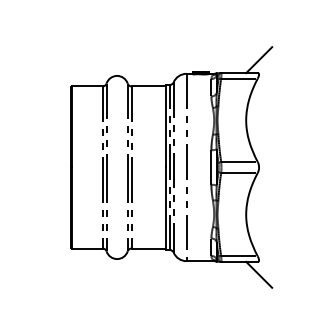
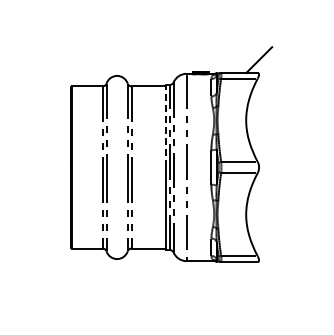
line: solid -> dashed (165, 125)
line: present -> none (259, 274)
